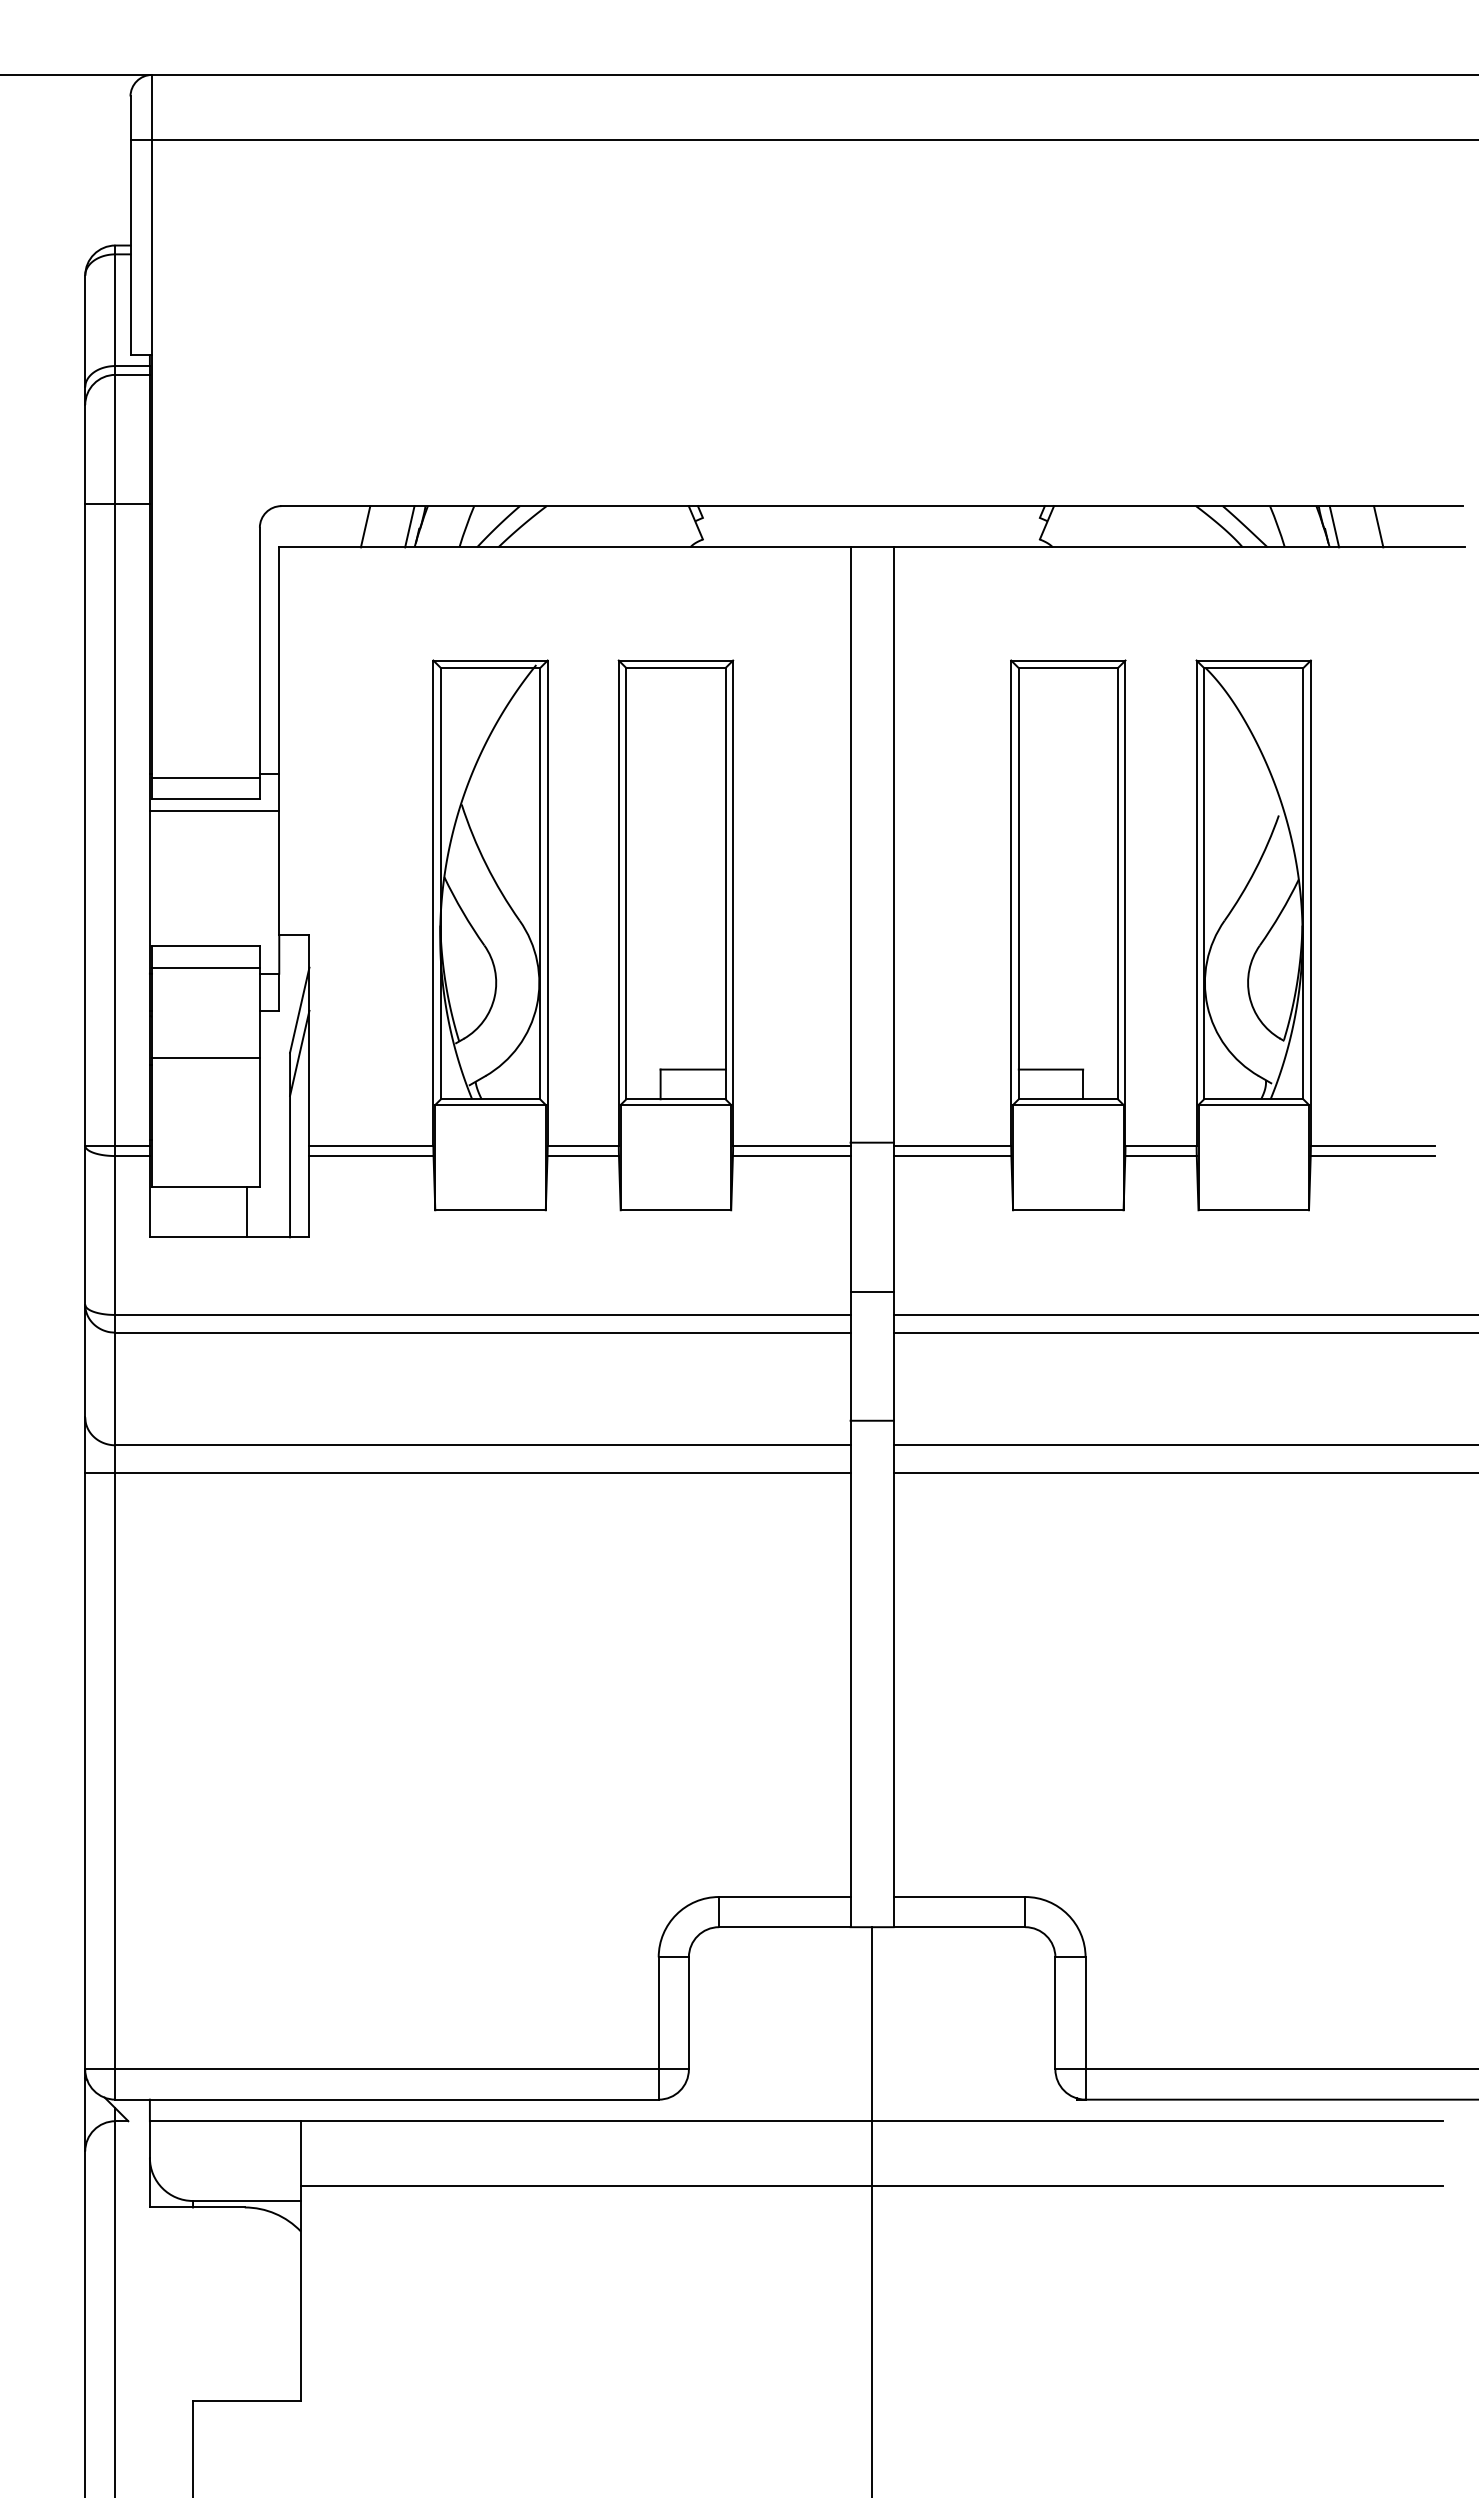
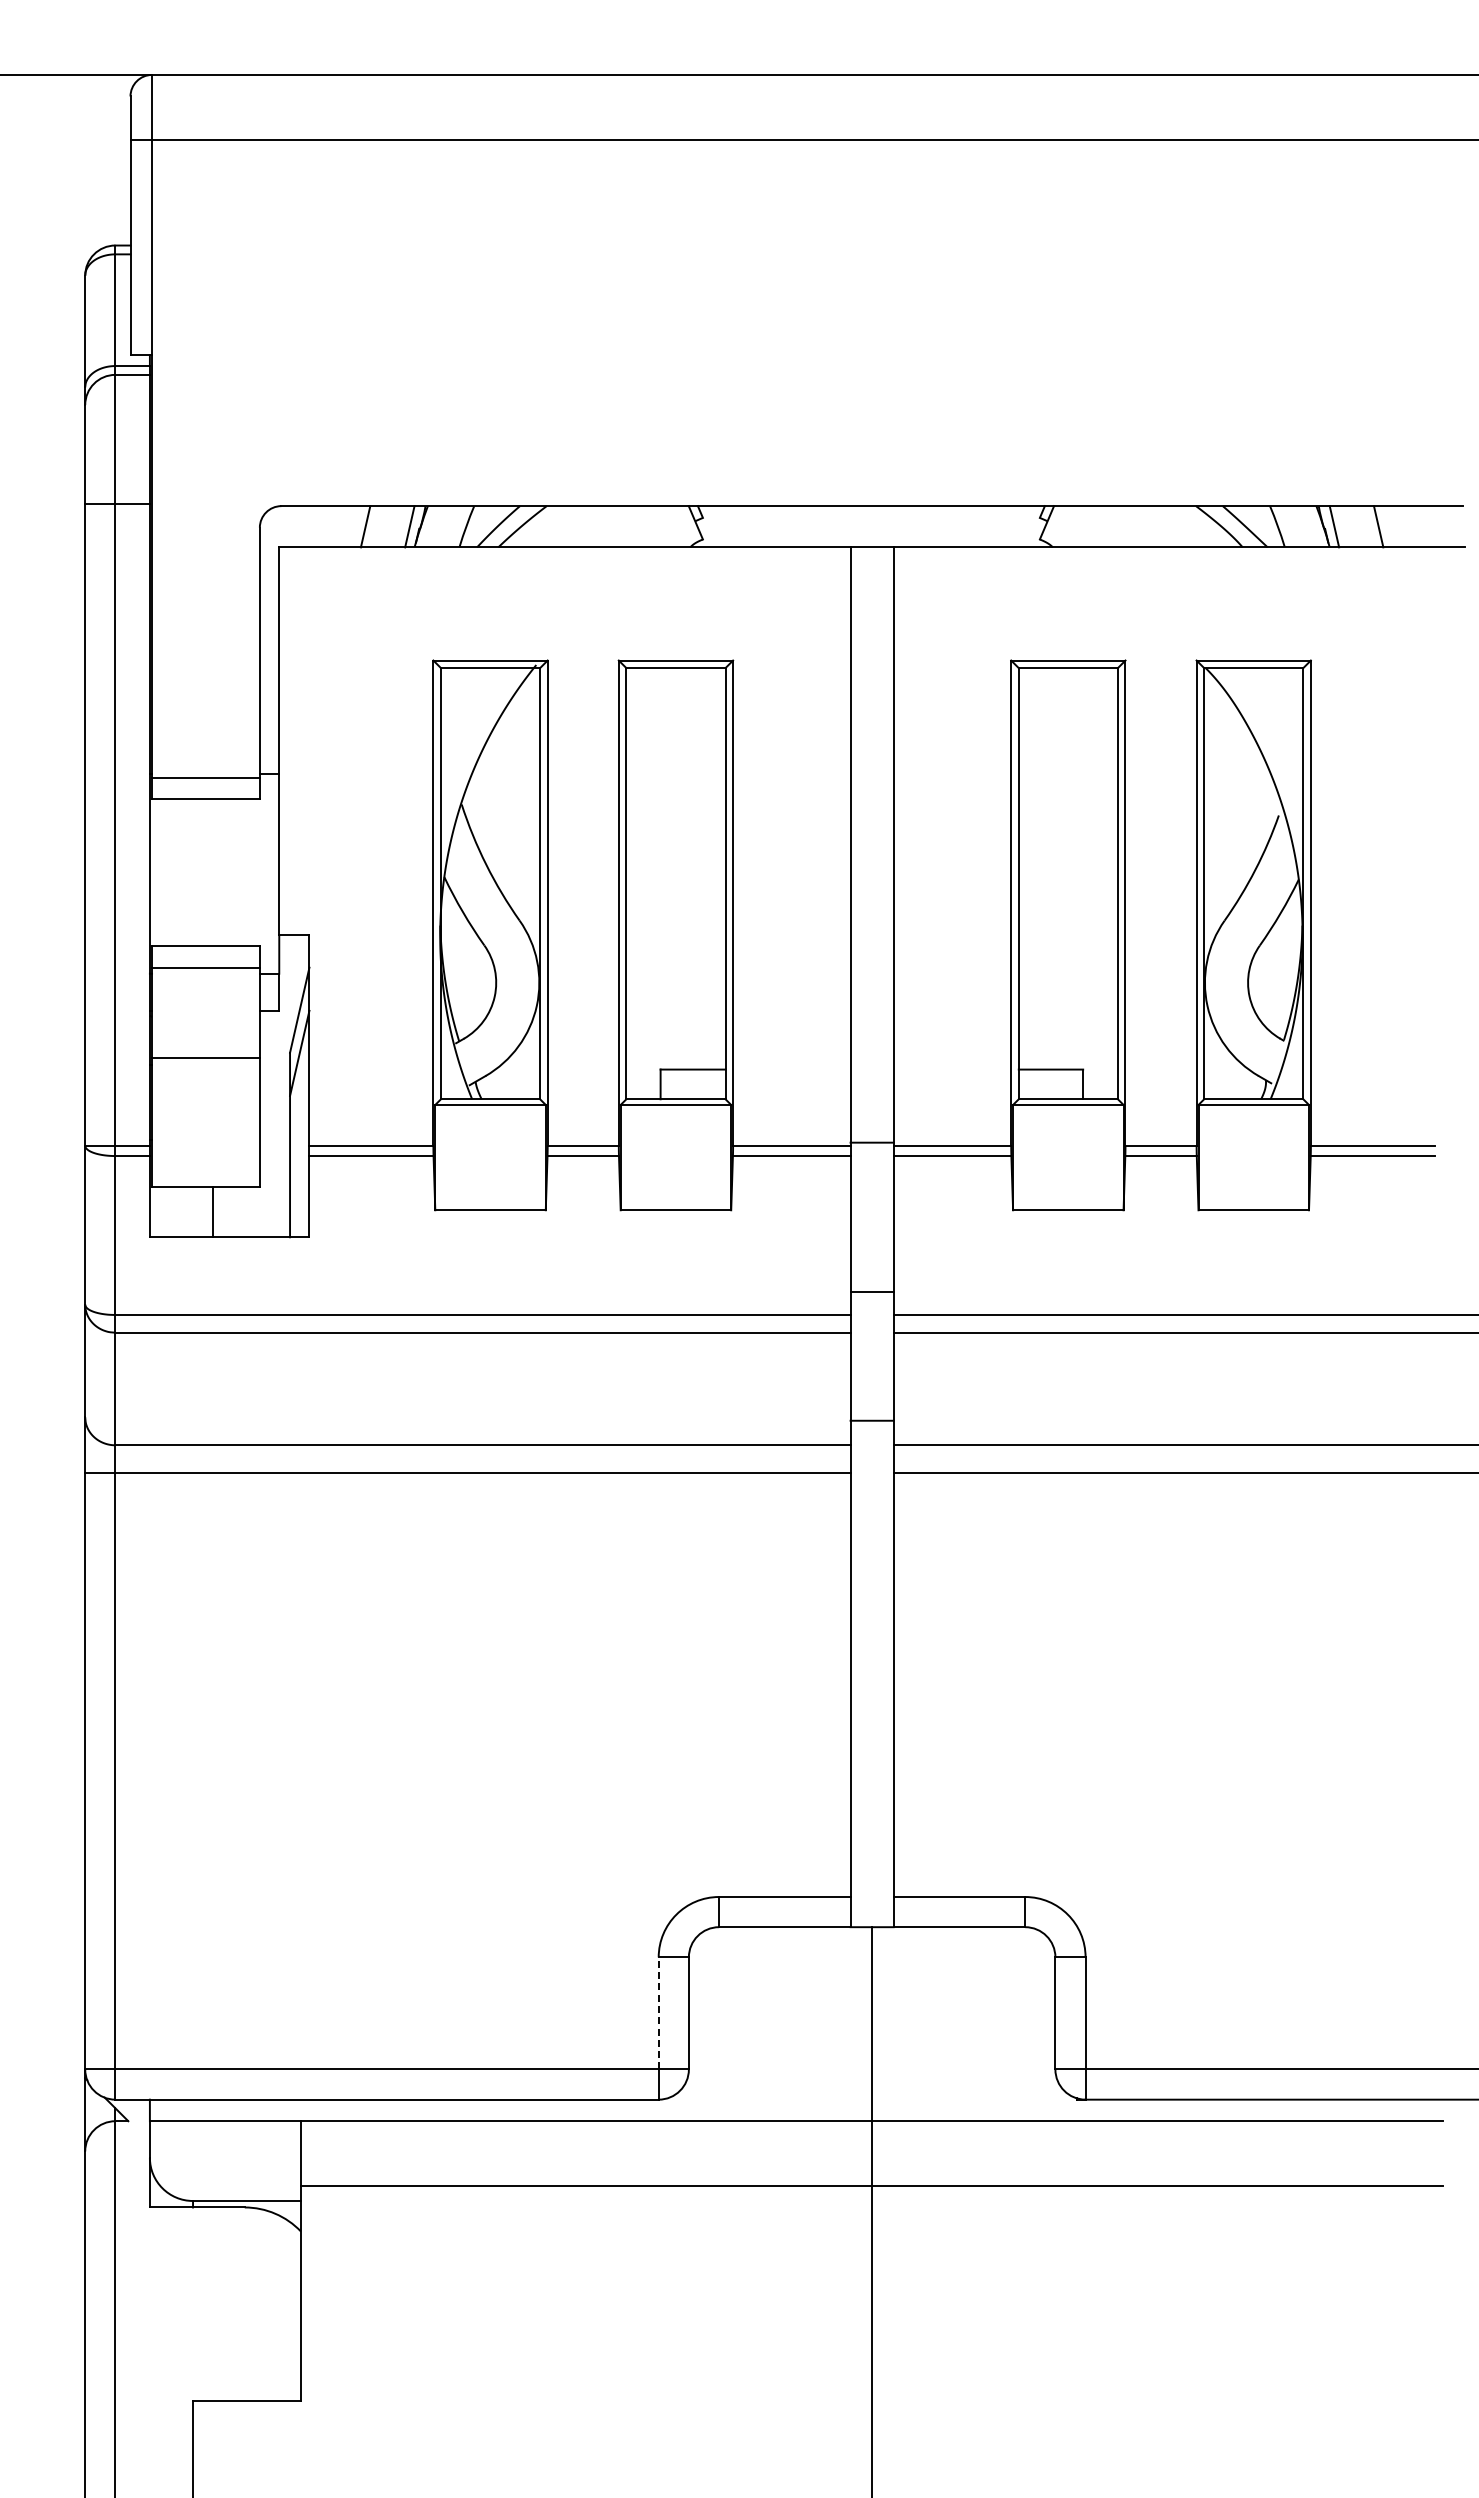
line: present -> none (214, 810)
line position: (246, 1212) -> (212, 1212) (212, 1212)
line: solid -> dashed (658, 2012)
